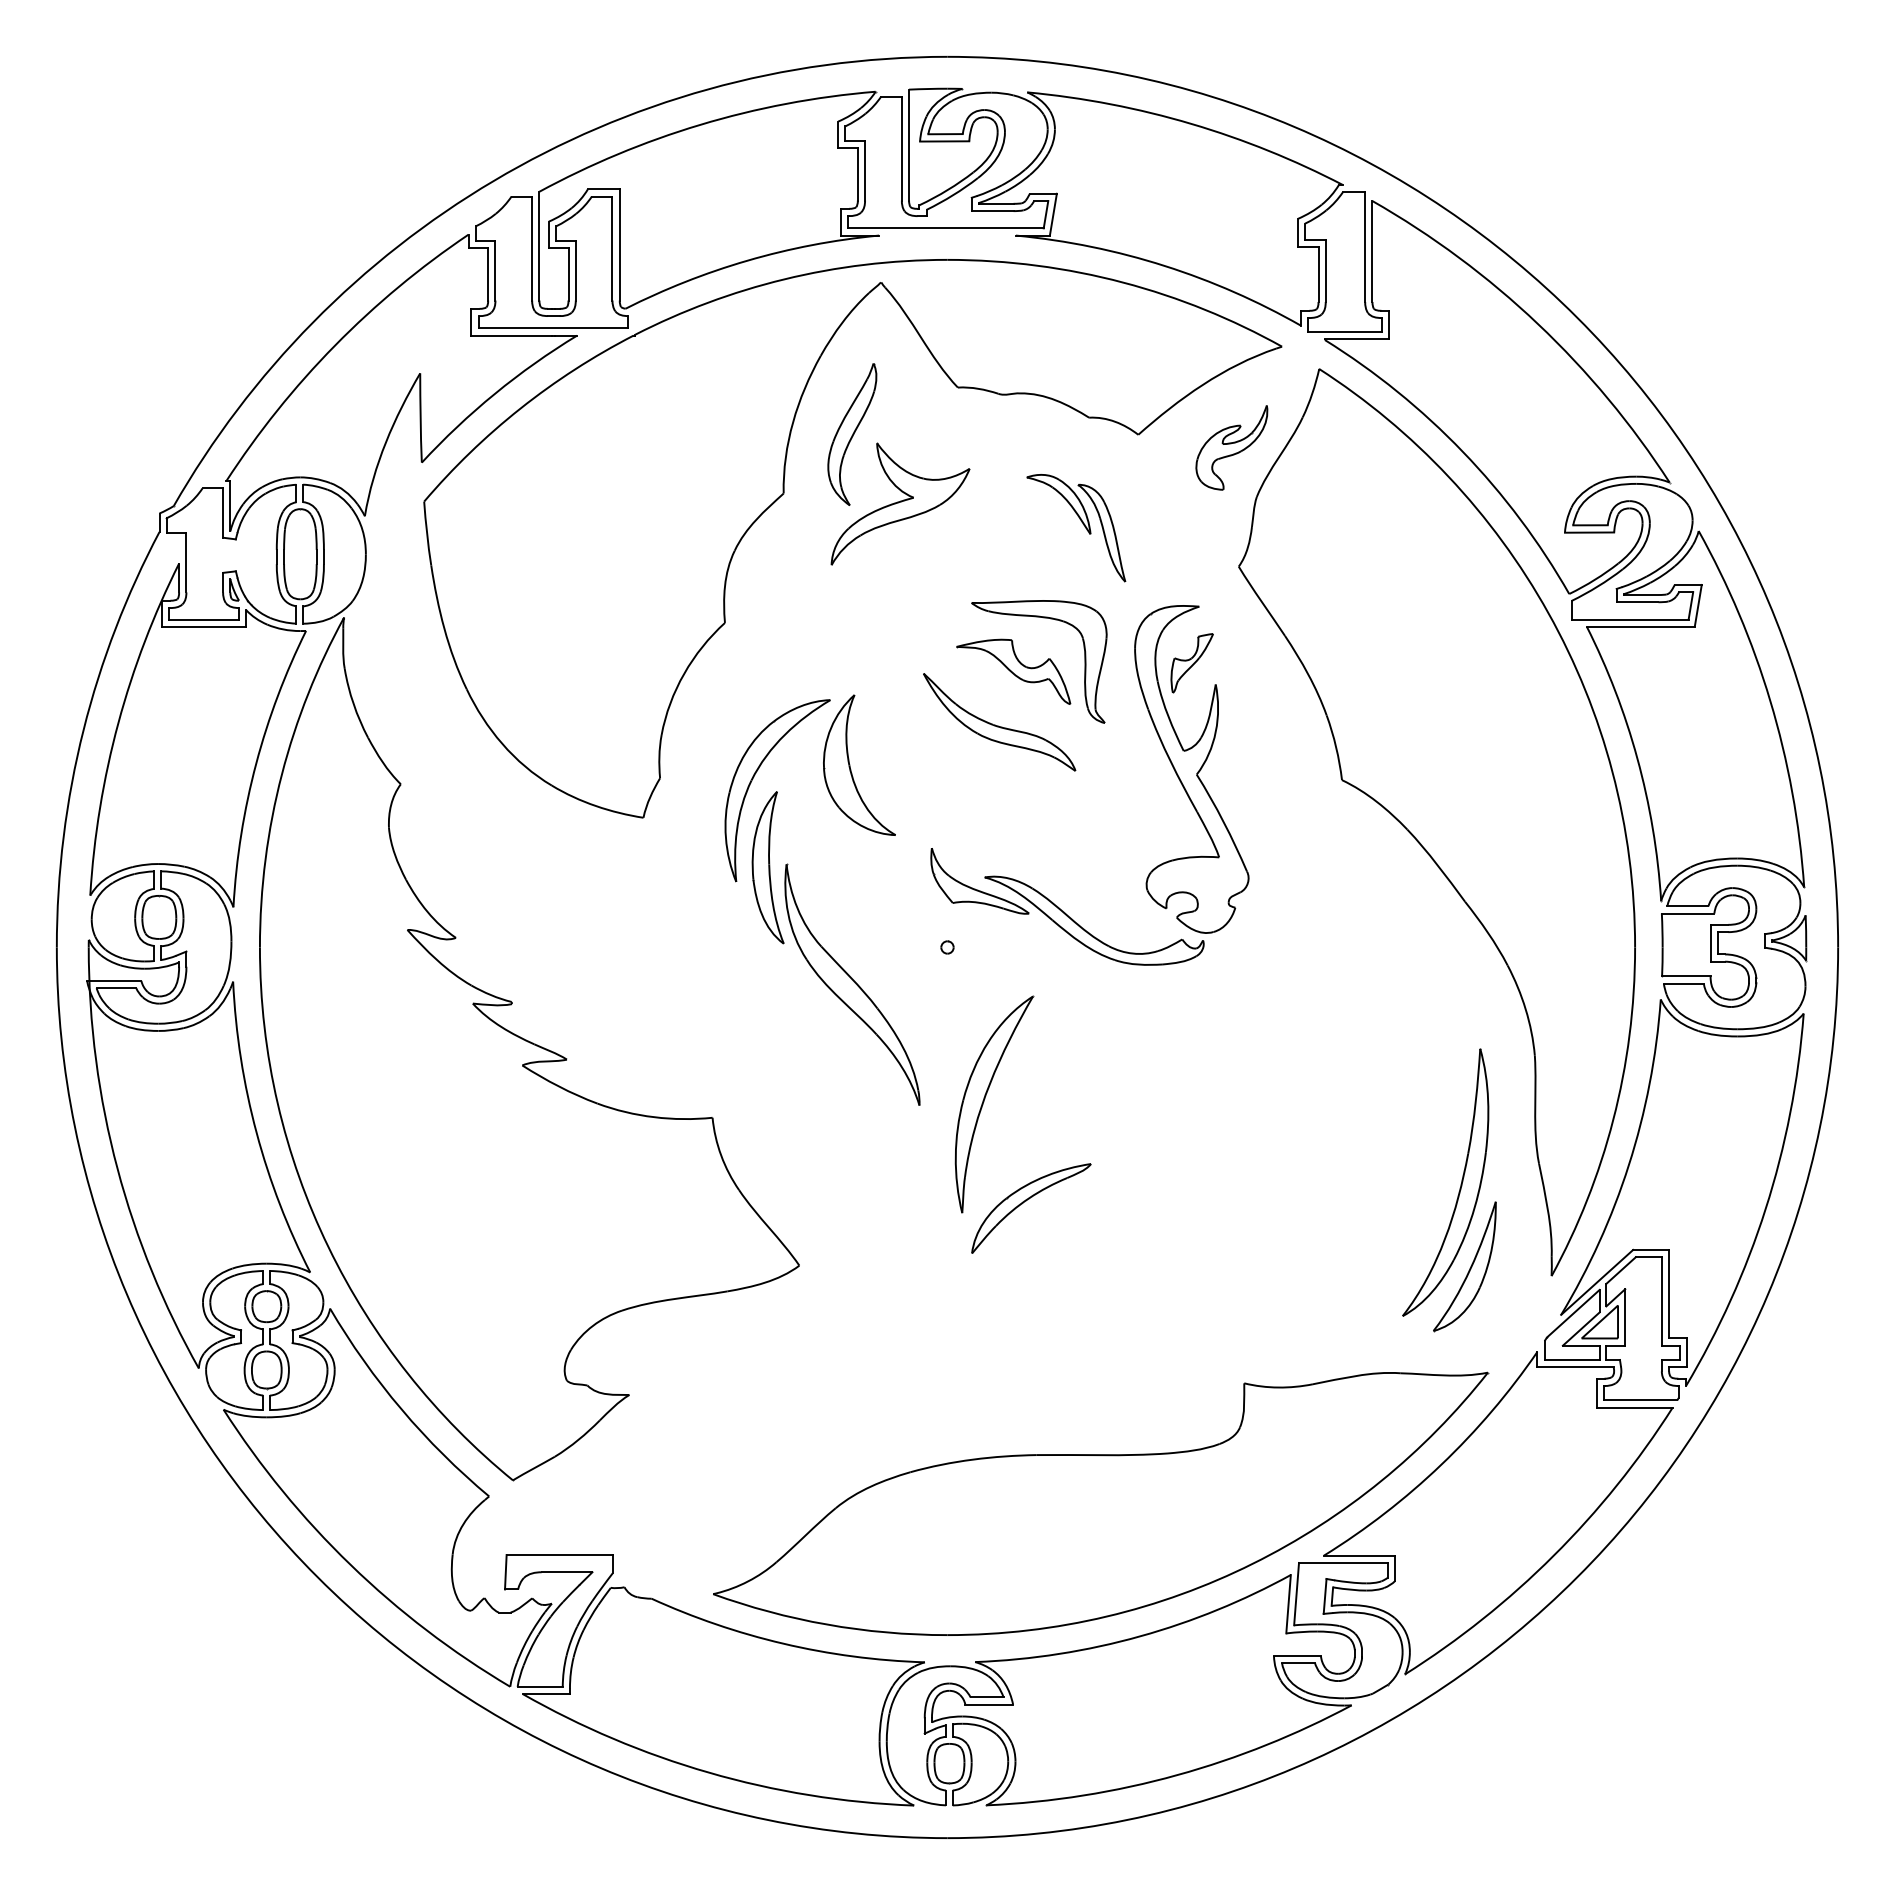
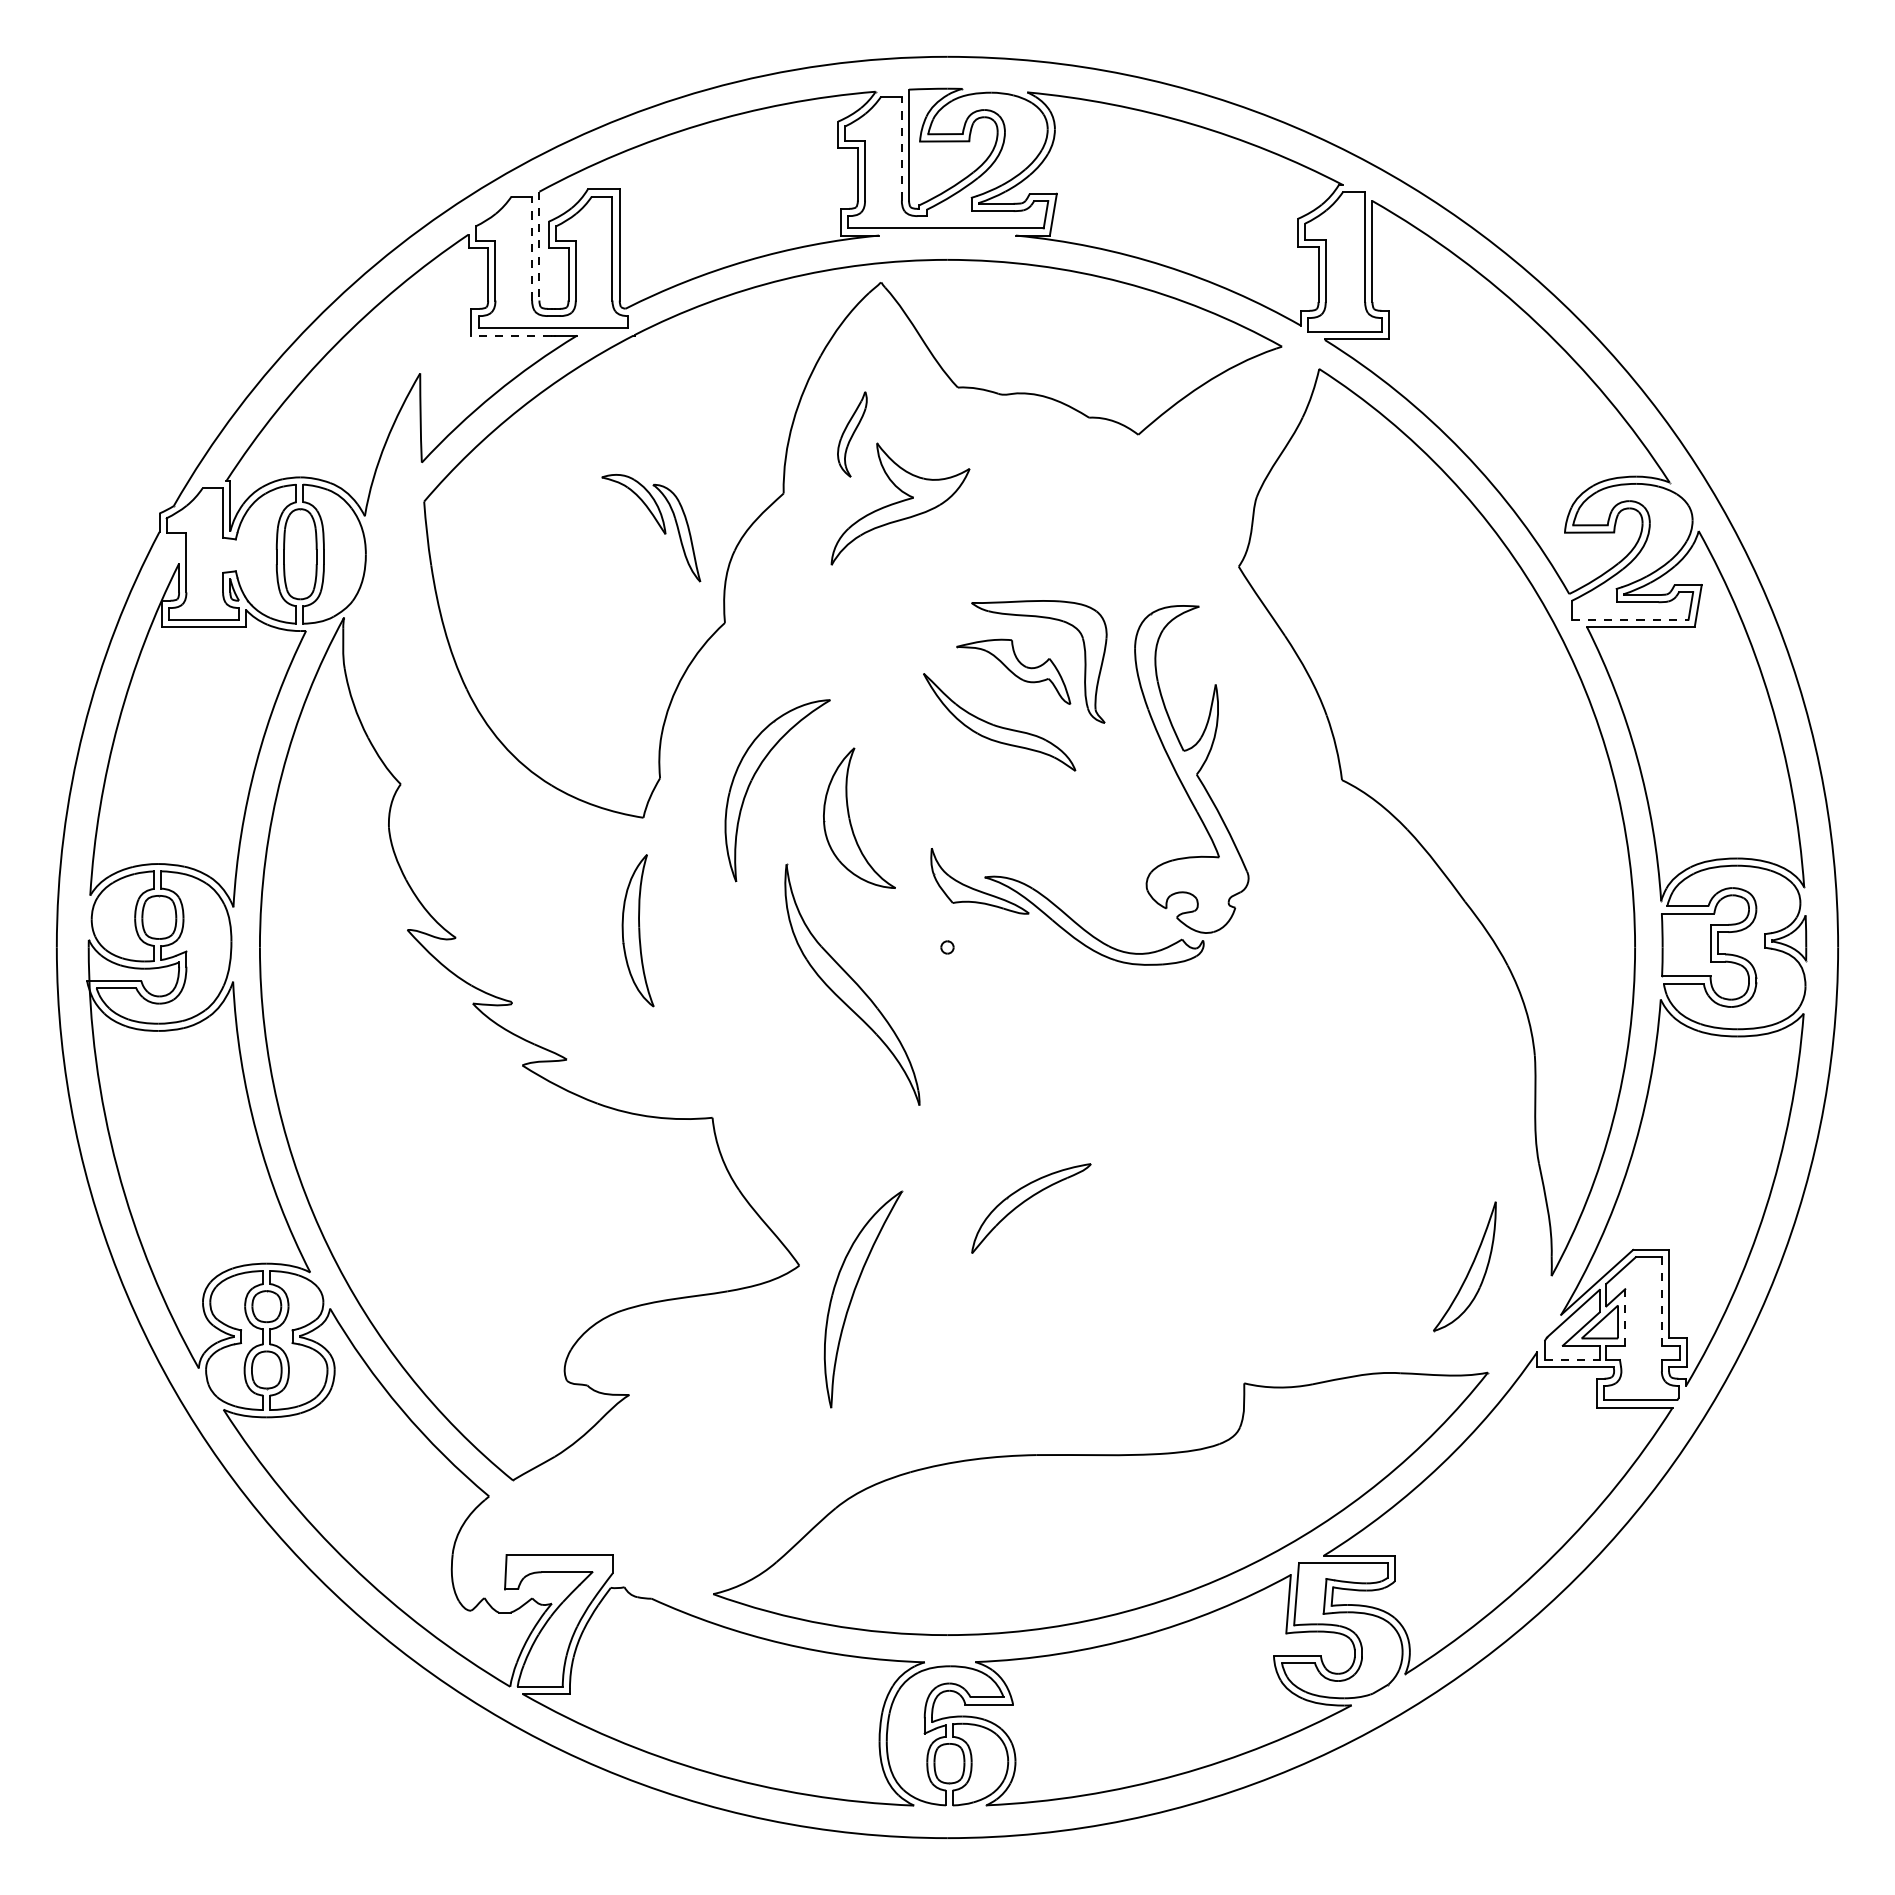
line: solid -> dashed (901, 148)
line: solid -> dashed (539, 246)
line: solid -> dashed (532, 248)
line: solid -> dashed (510, 335)
part size: 51x143 px -> 31x87 px (852, 434)
part: present -> none (1231, 447)
part position: (1083, 525) -> (658, 525) (658, 525)
line: solid -> dashed (1630, 619)
part: present -> none (1191, 663)
part position: (850, 764) -> (850, 817) (850, 817)
part position: (767, 867) -> (637, 930) (637, 930)
part position: (984, 1102) -> (853, 1297) (853, 1297)
part: present -> none (1460, 1184)
line: solid -> dashed (1661, 1301)
line: solid -> dashed (1625, 1316)
line: solid -> dashed (1572, 1360)
